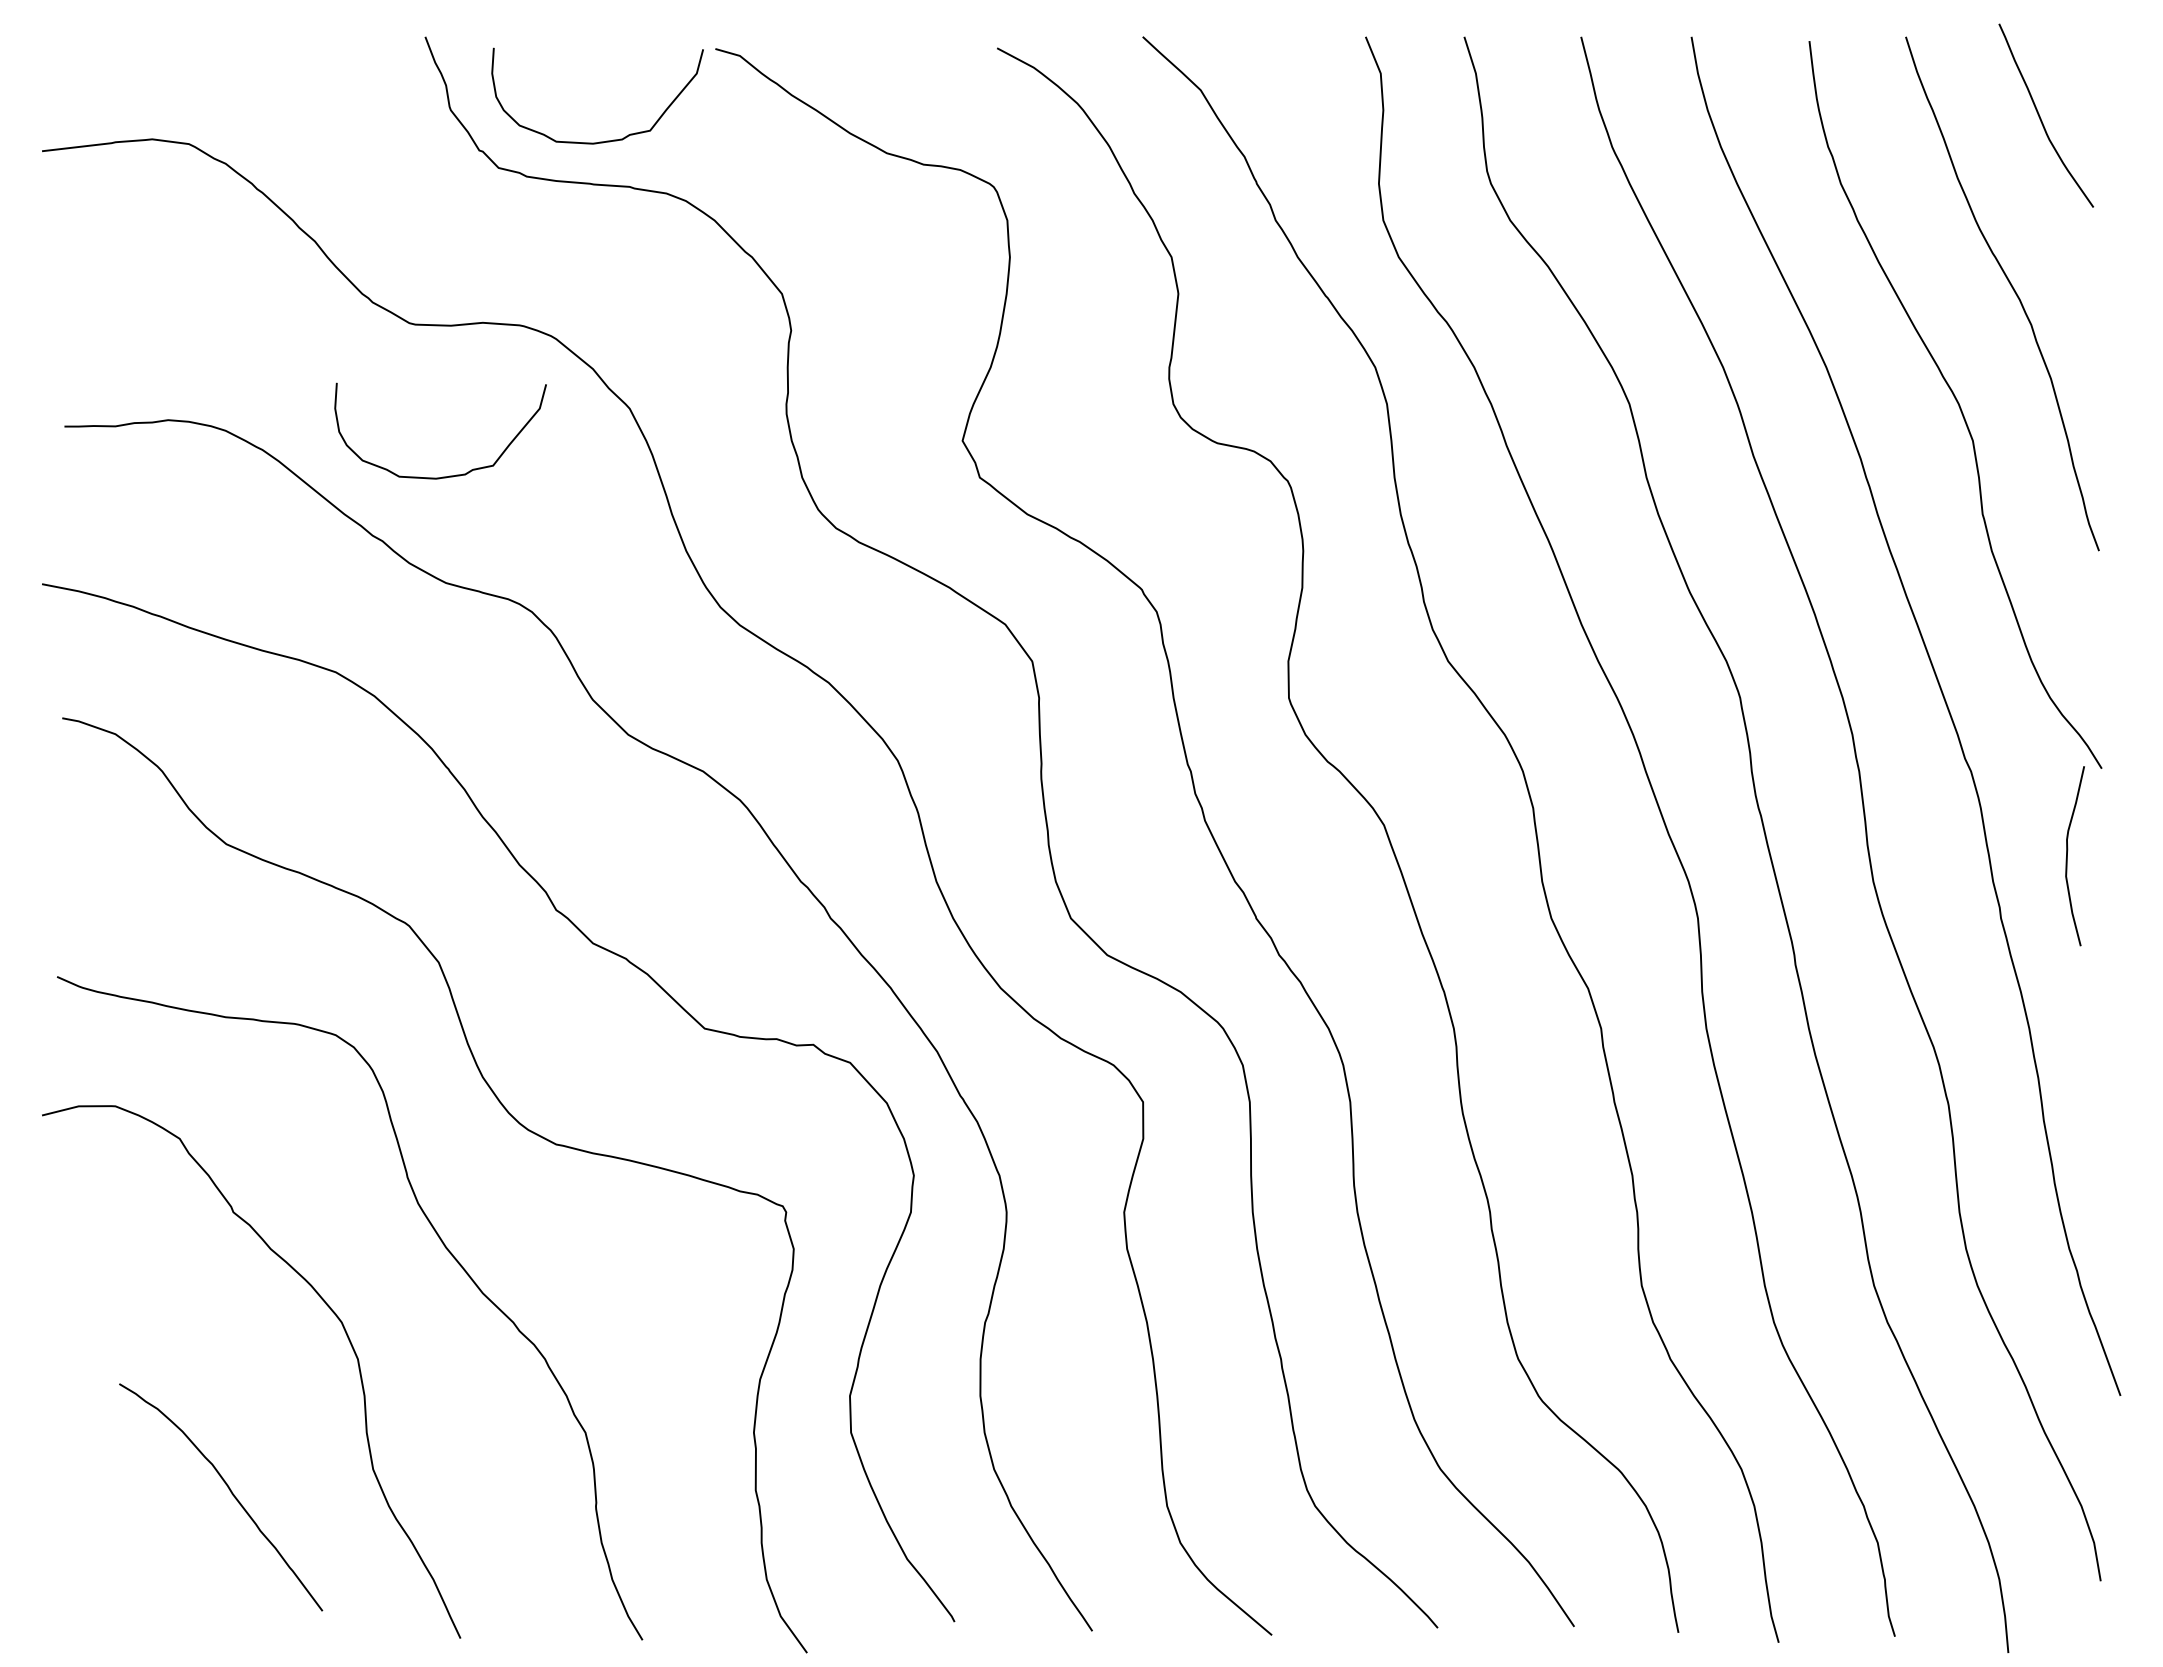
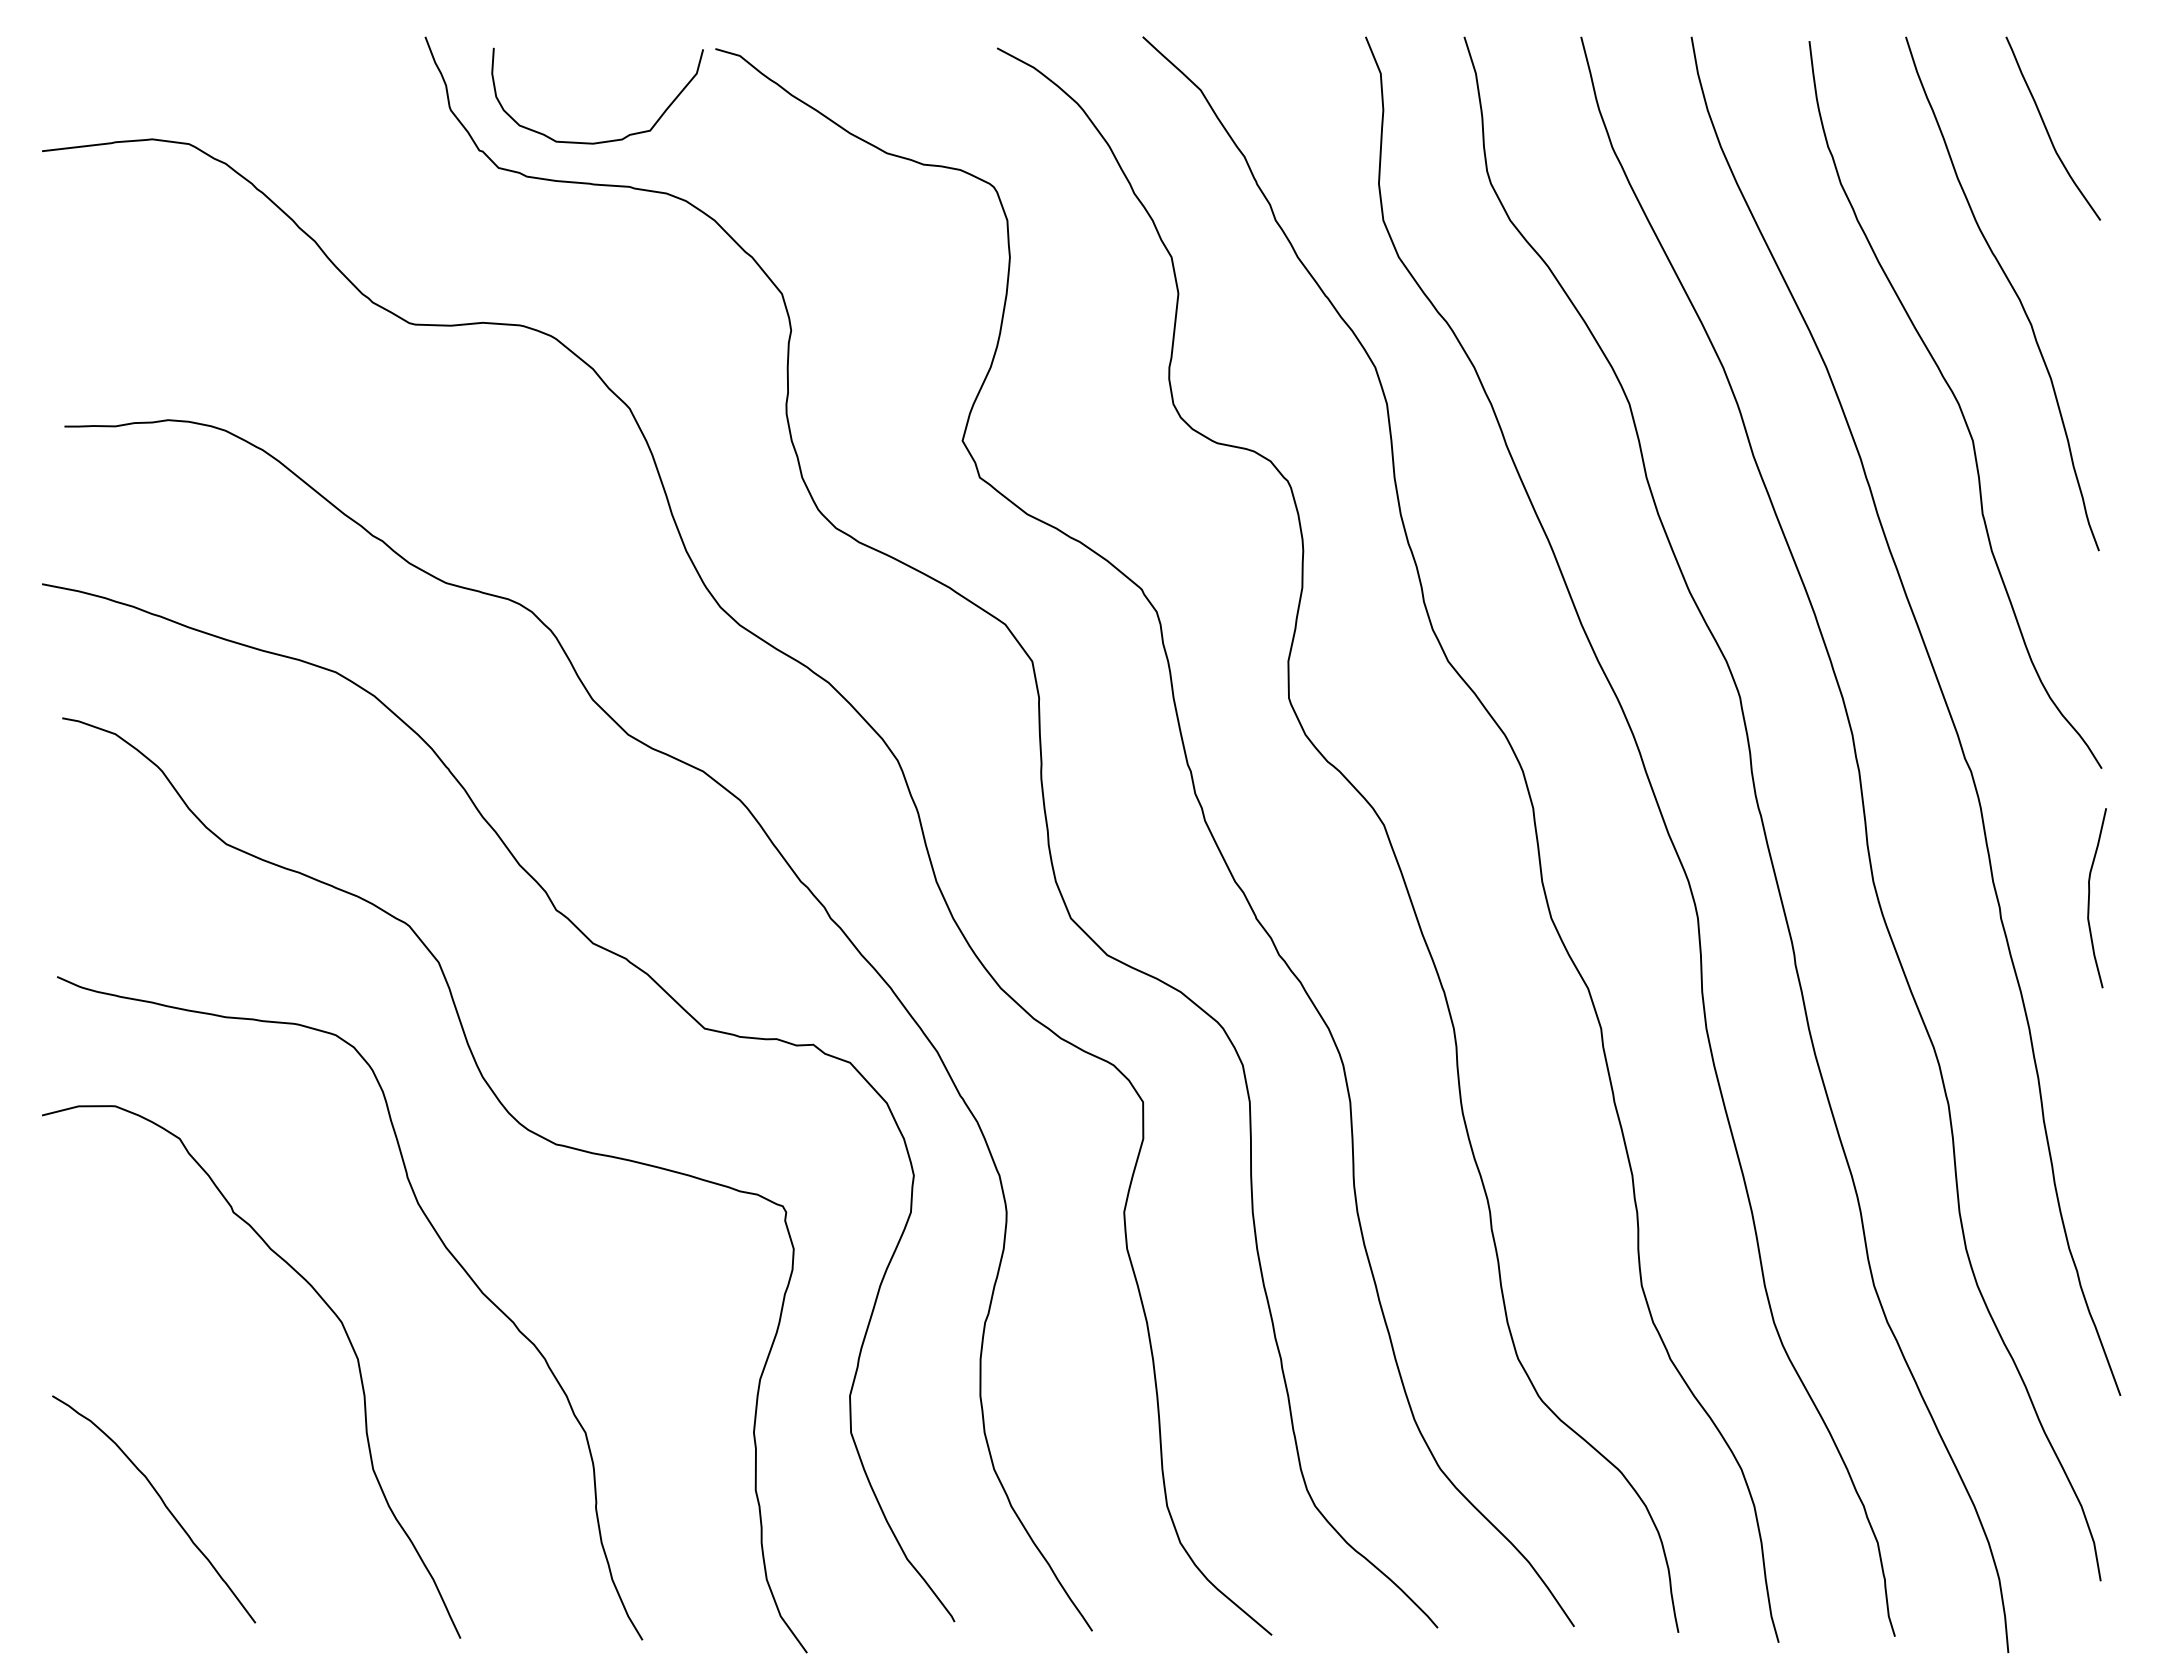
curve position: (2041, 118) -> (2048, 131) (2048, 131)
curve: present -> none (449, 475)
curve position: (2067, 856) -> (2089, 898) (2089, 898)
curve position: (230, 1492) -> (163, 1504) (163, 1504)
